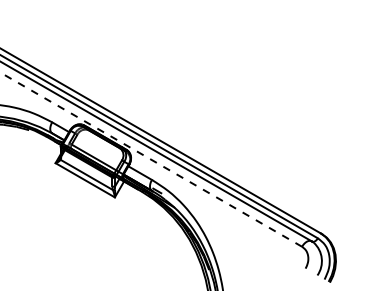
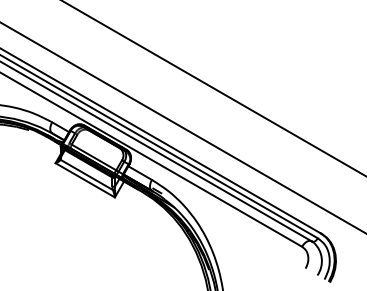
line: none -> present (213, 88)
line: none -> present (182, 127)
line: dashed -> solid (150, 159)
